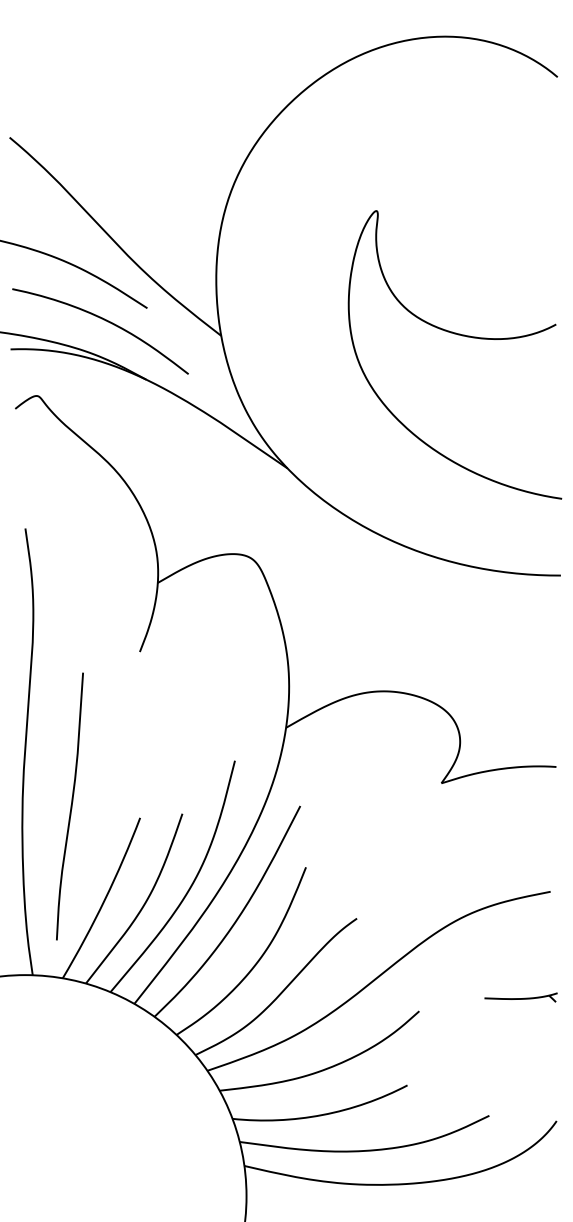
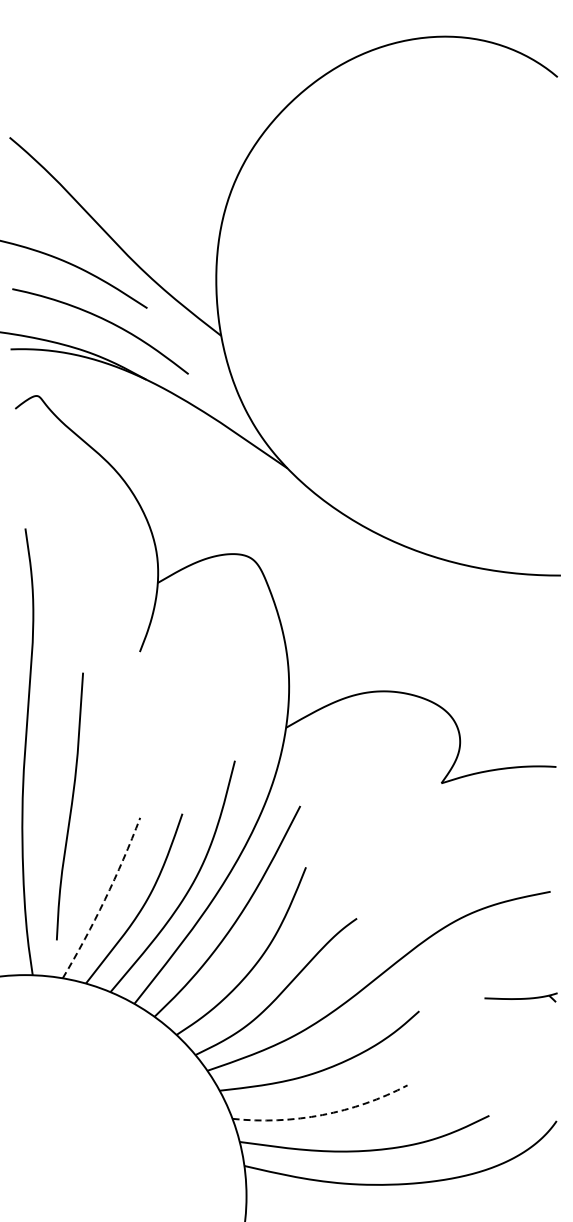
curve: present -> none (458, 335)
arc: solid -> dashed (104, 899)
arc: solid -> dashed (322, 1115)
